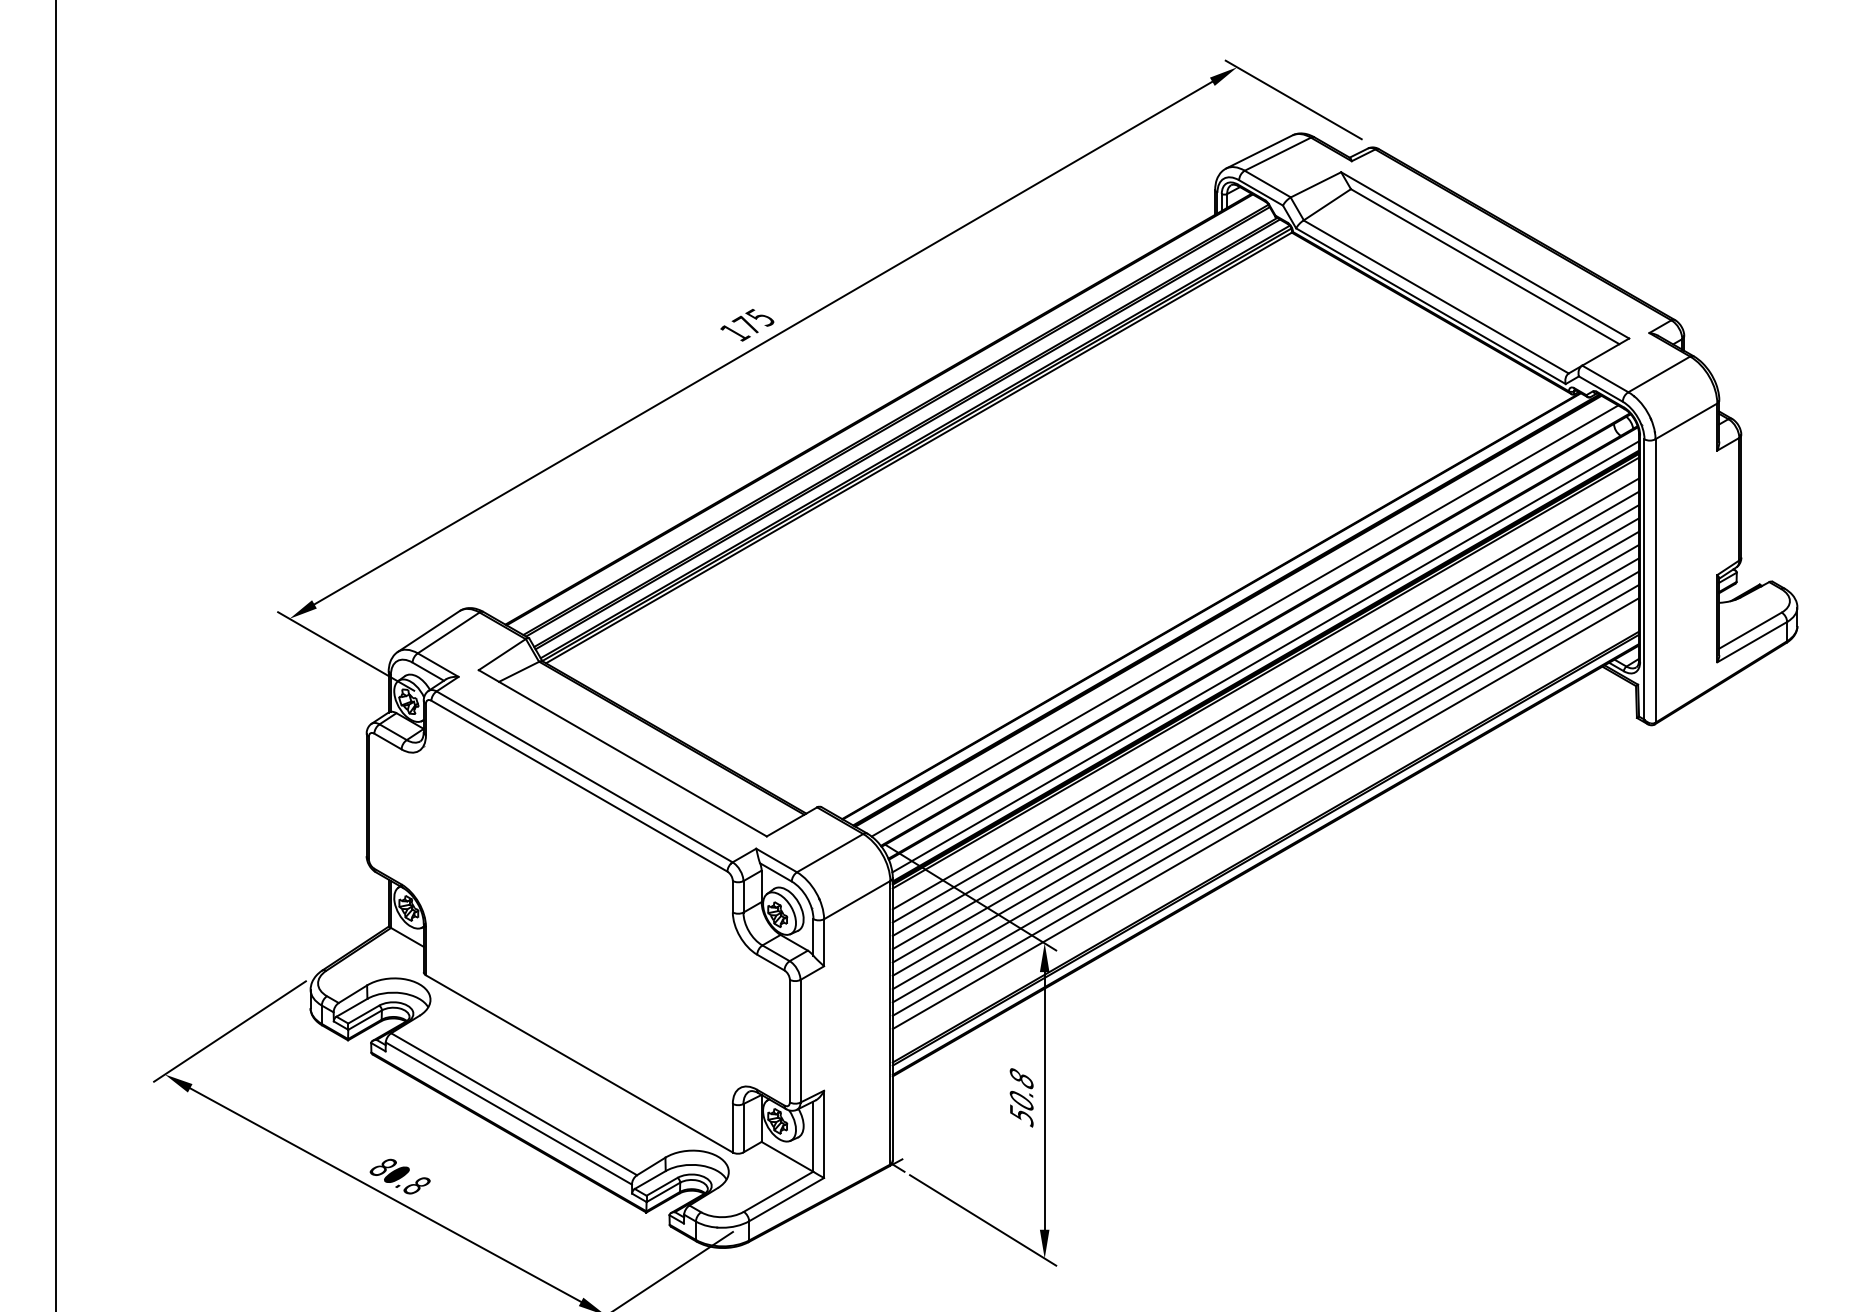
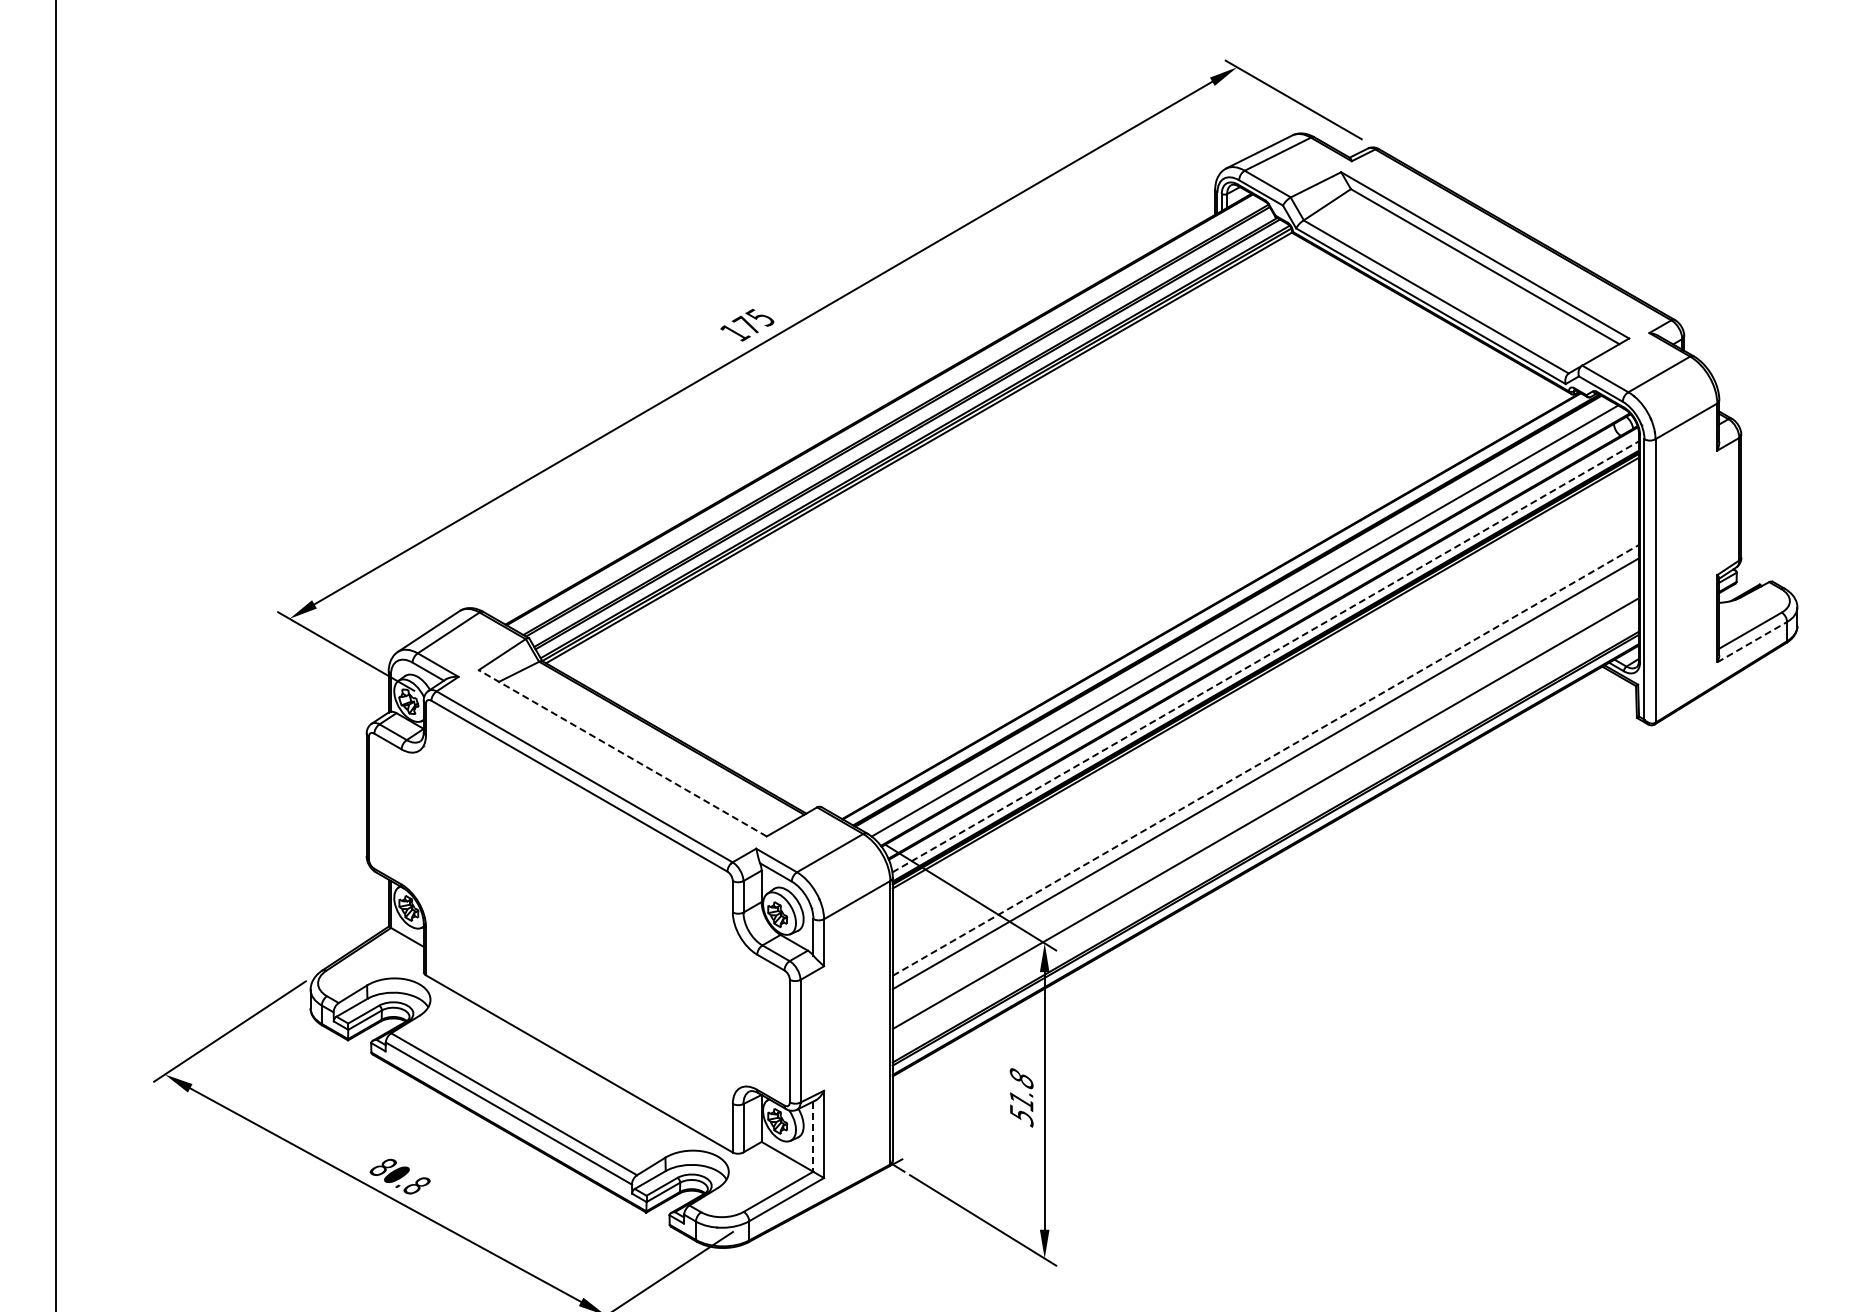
line: solid -> dashed (1752, 641)
line: solid -> dashed (1266, 656)
line: present -> none (1265, 693)
line: present -> none (1265, 706)
line: present -> none (1265, 720)
line: present -> none (1265, 733)
line: present -> none (1265, 746)
line: solid -> dashed (622, 753)
line: solid -> dashed (1265, 760)
line: present -> none (1265, 786)
line: present -> none (1265, 799)
text: 50.8 -> 51.8 (1021, 1101)
line: solid -> dashed (813, 1137)
